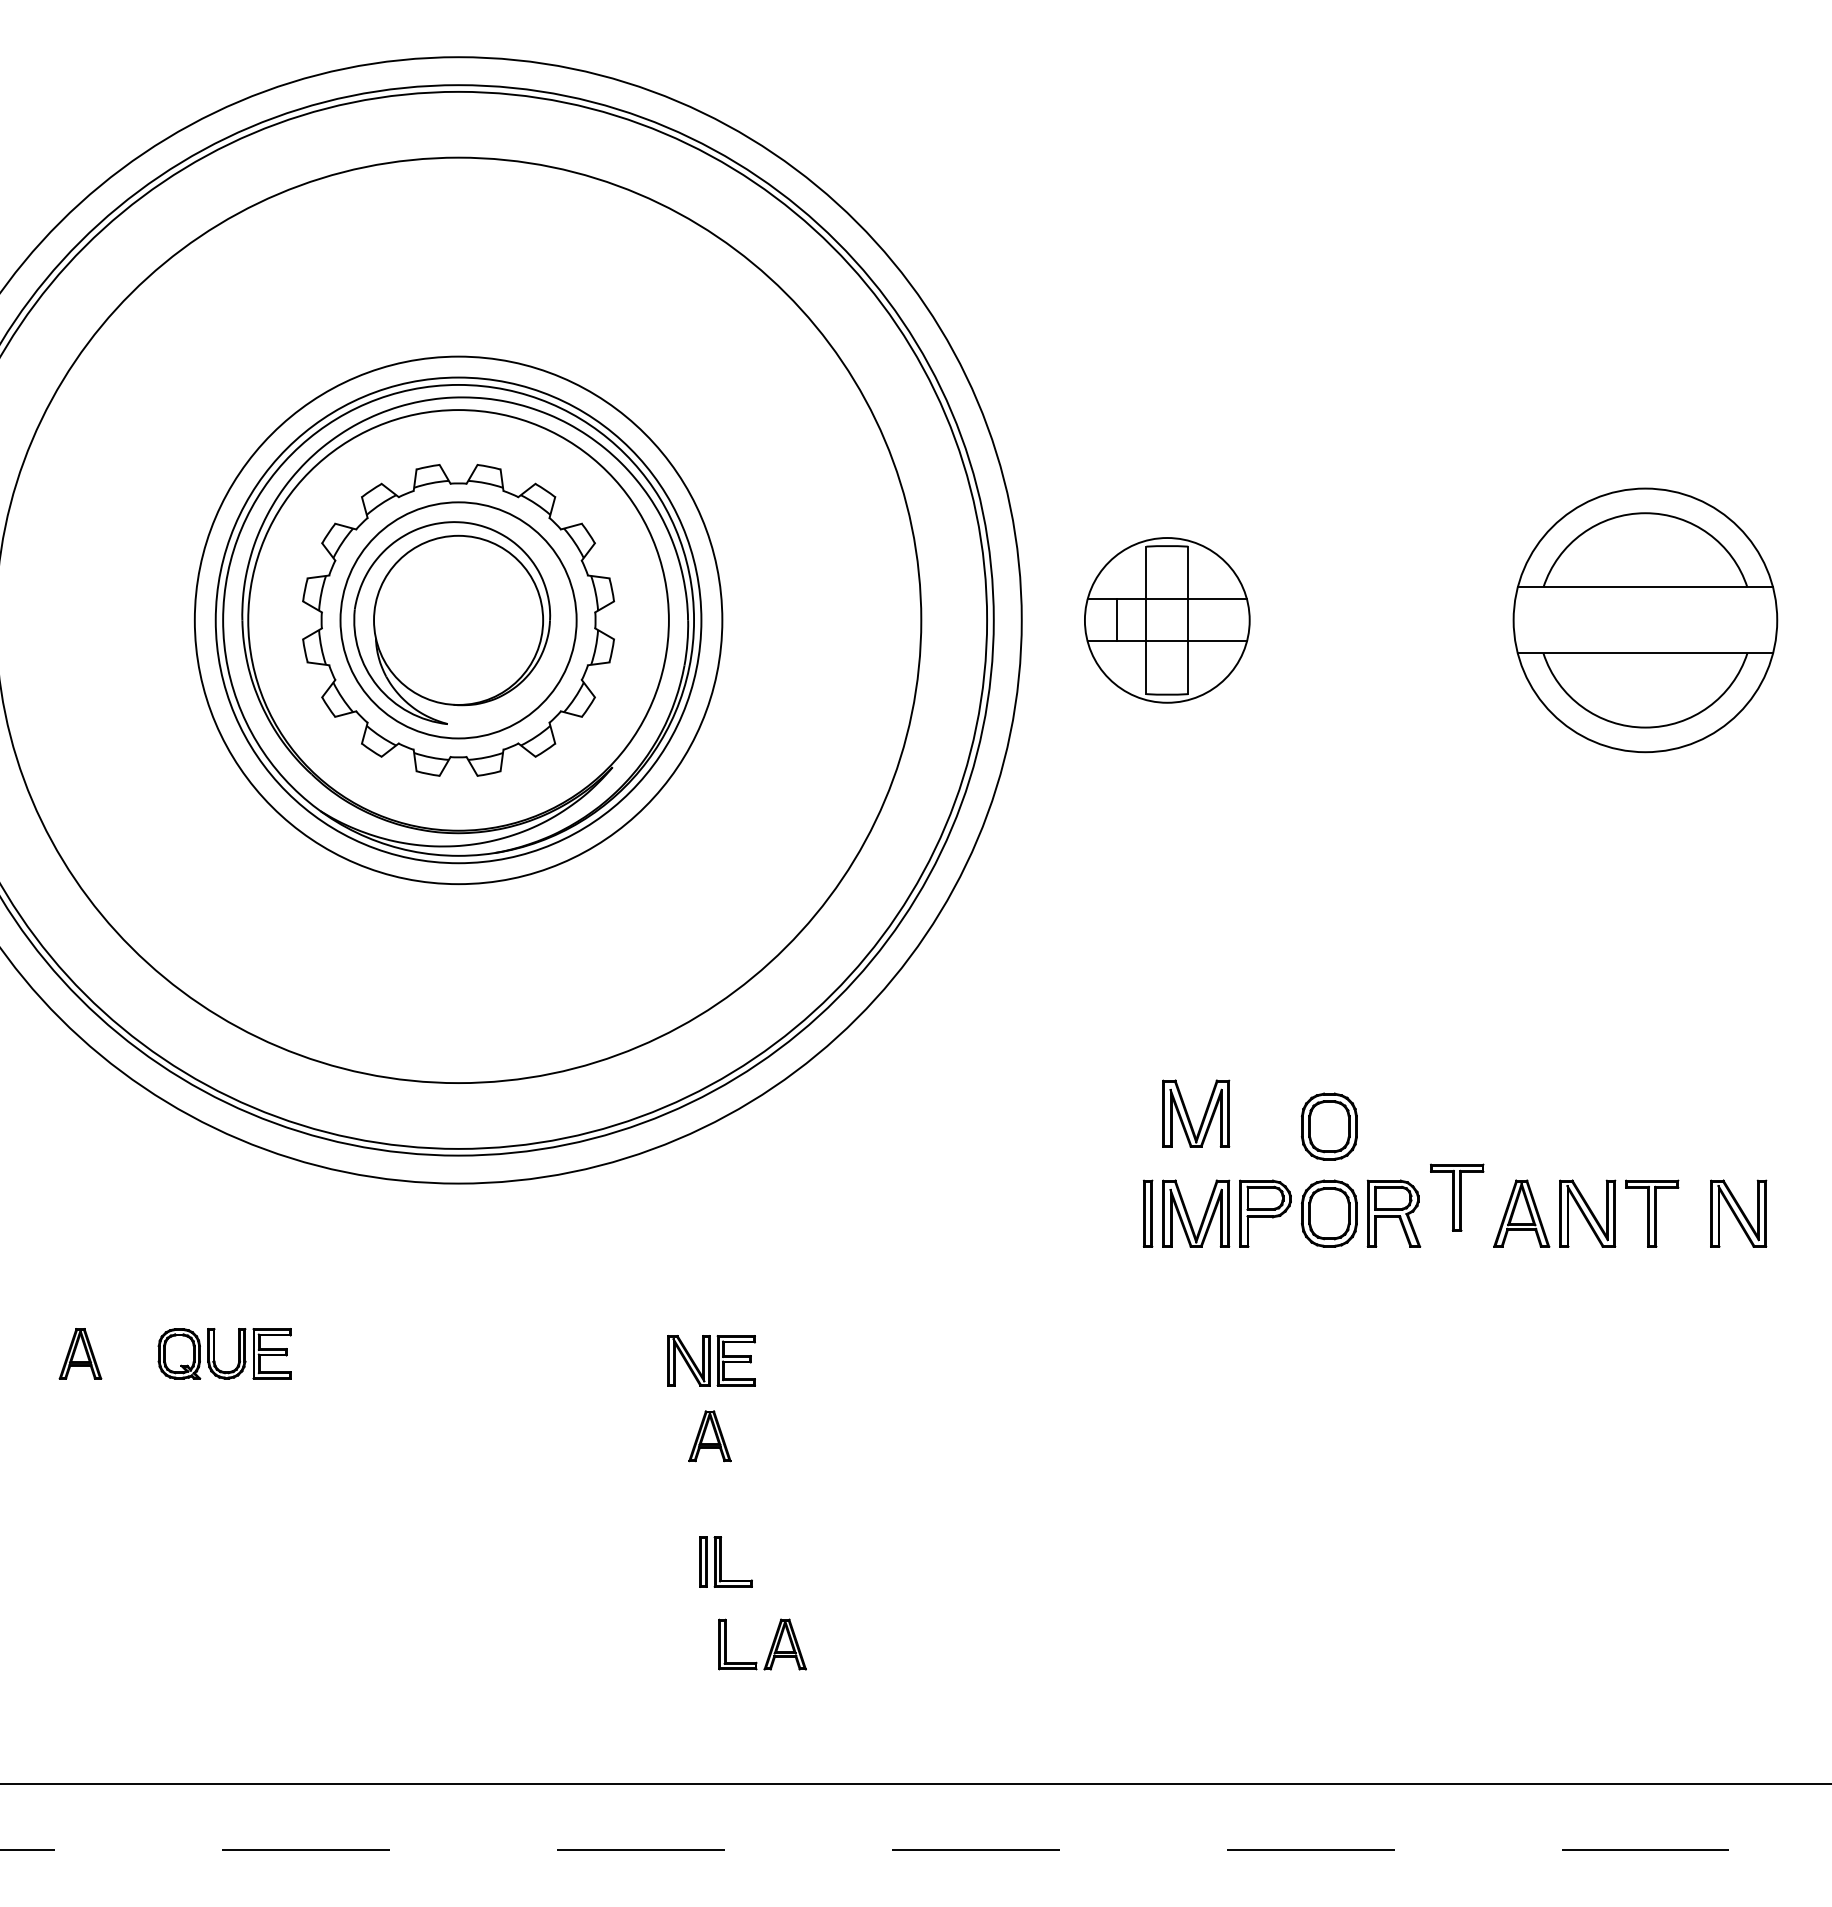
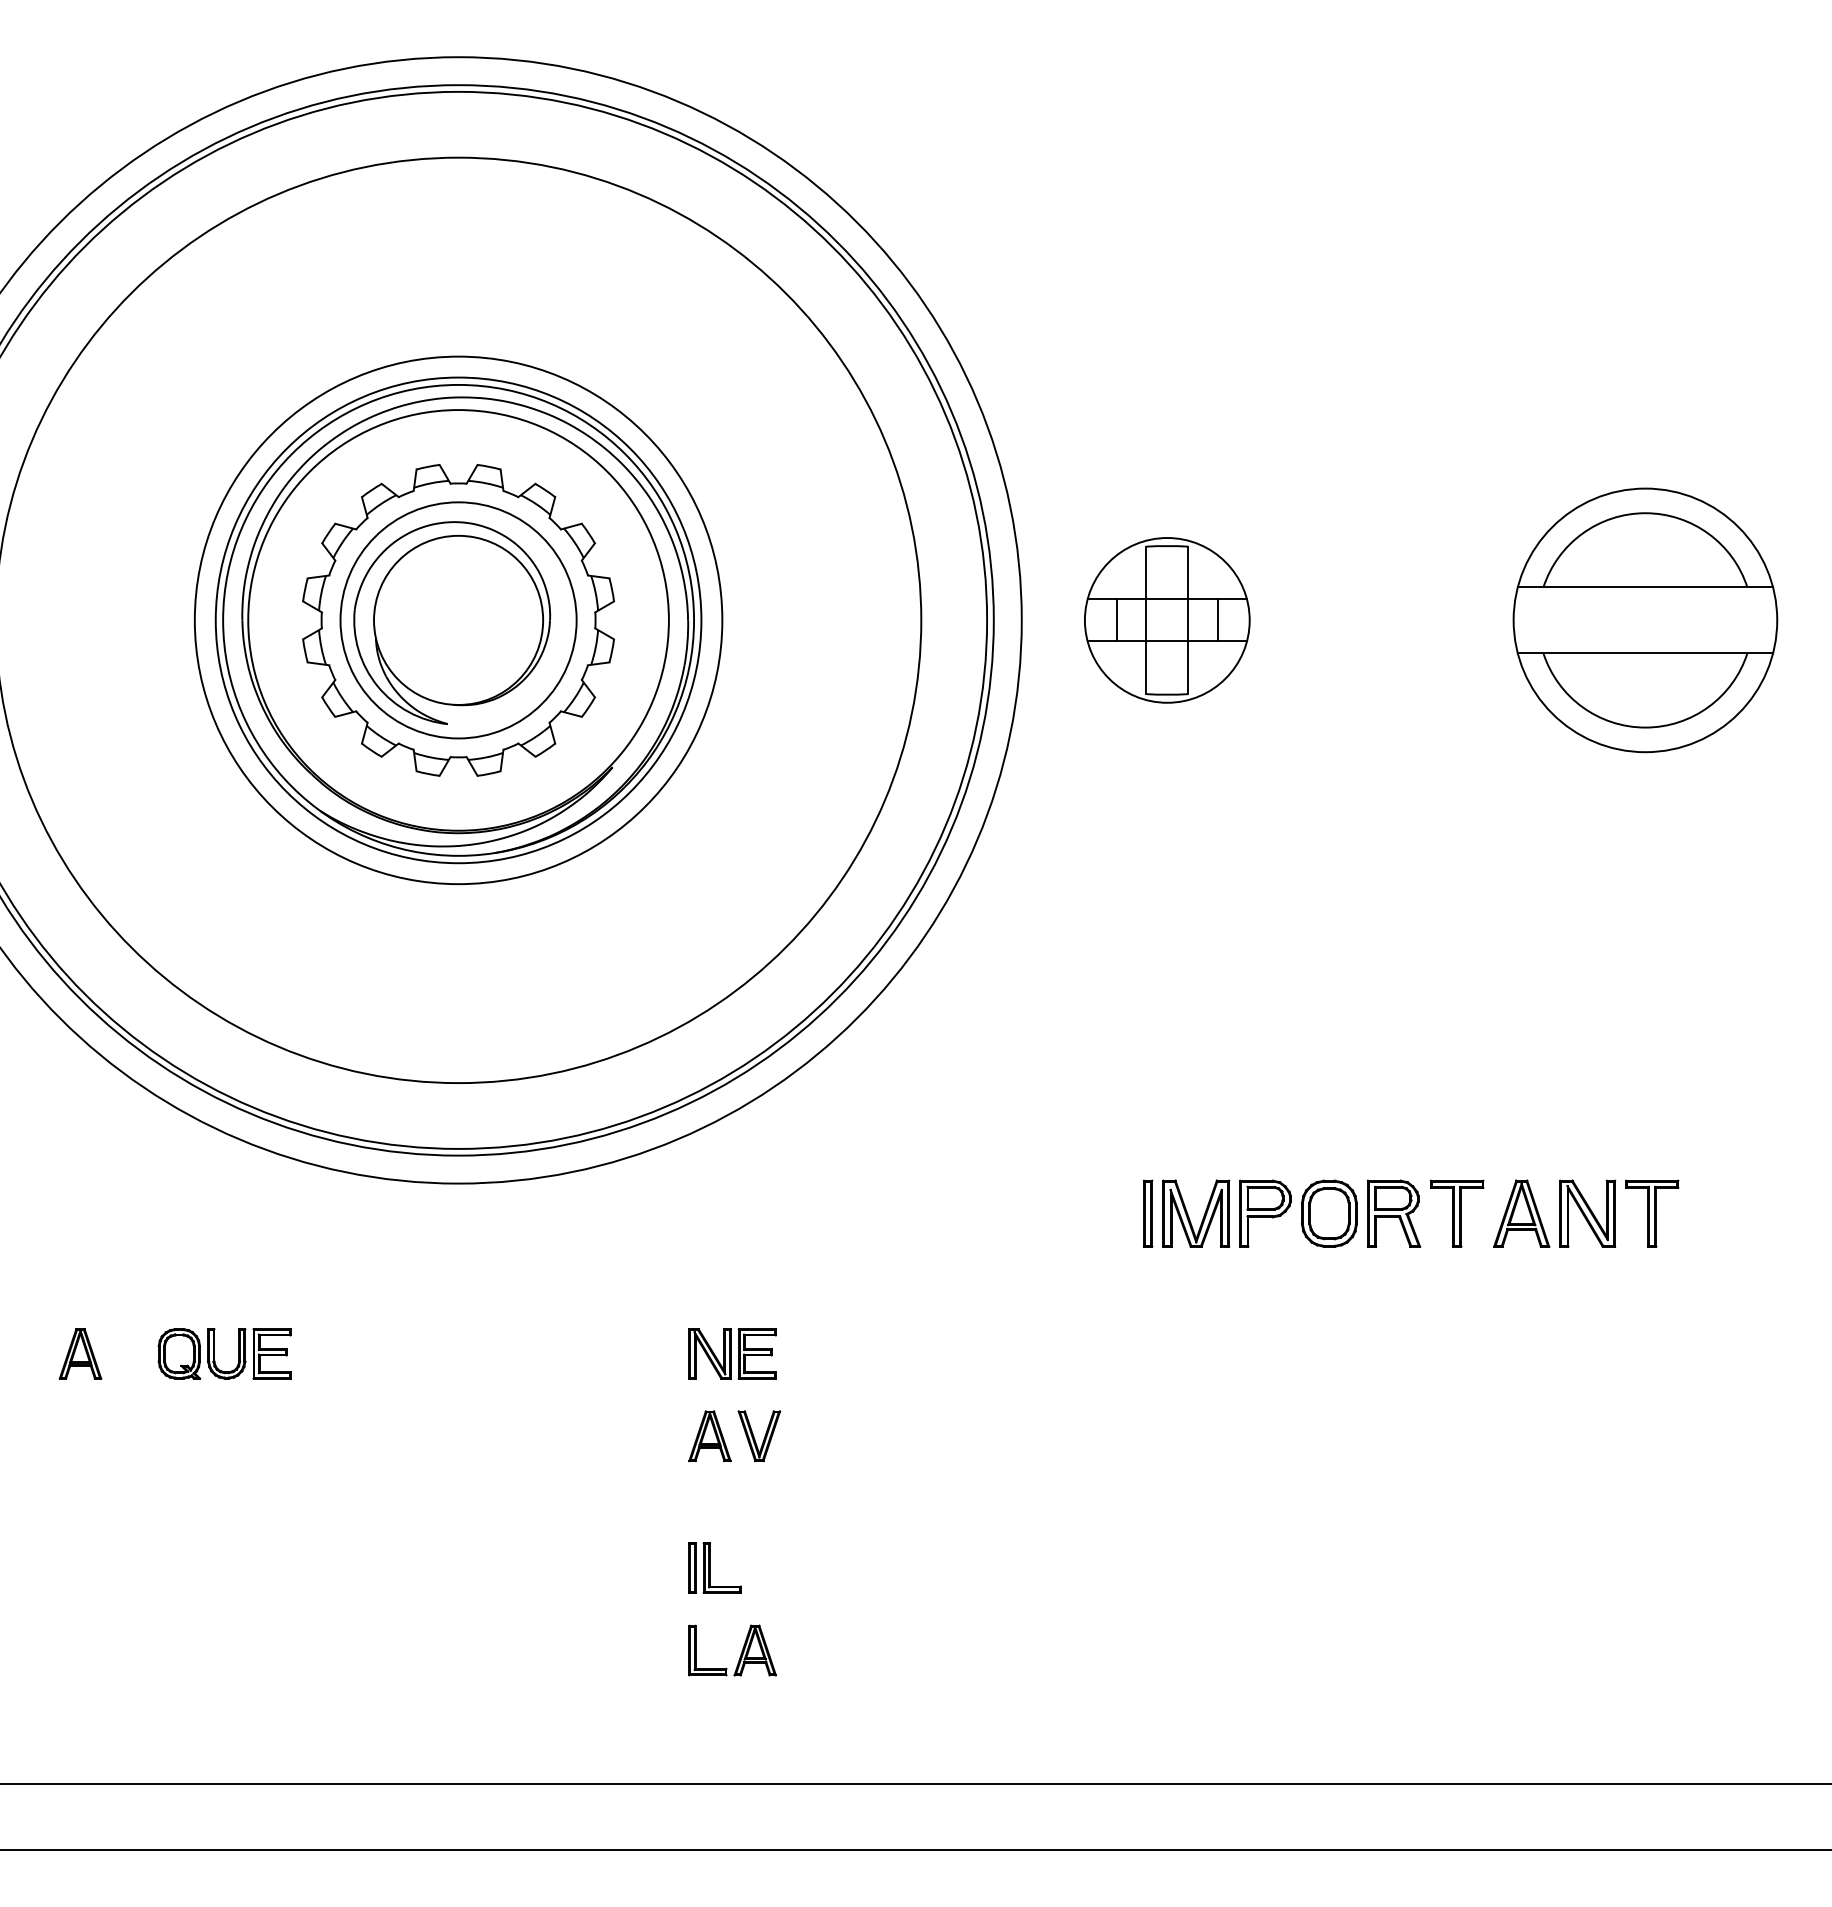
line: none -> present (1217, 620)
part: present -> none (1203, 1115)
part: present -> none (1328, 1126)
part position: (1457, 1197) -> (1457, 1213) (1457, 1213)
part: present -> none (1738, 1213)
part position: (711, 1360) -> (732, 1353) (732, 1353)
part: none -> present (759, 1436)
part position: (725, 1561) -> (714, 1567) (714, 1567)
part position: (770, 1648) -> (740, 1654) (740, 1654)
line: dashed -> solid (915, 1849)
